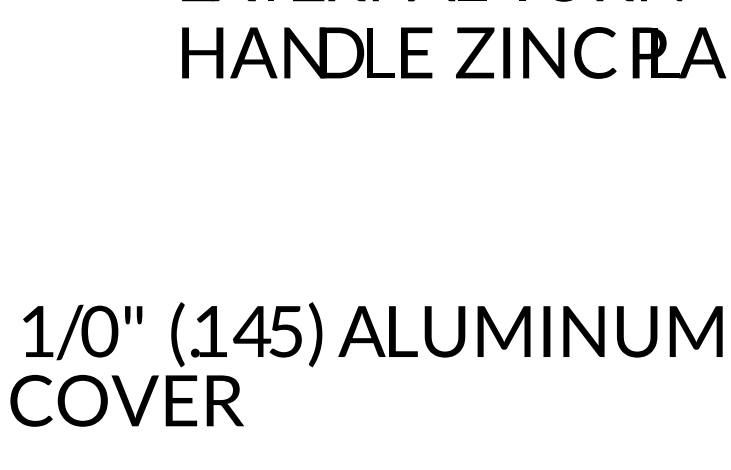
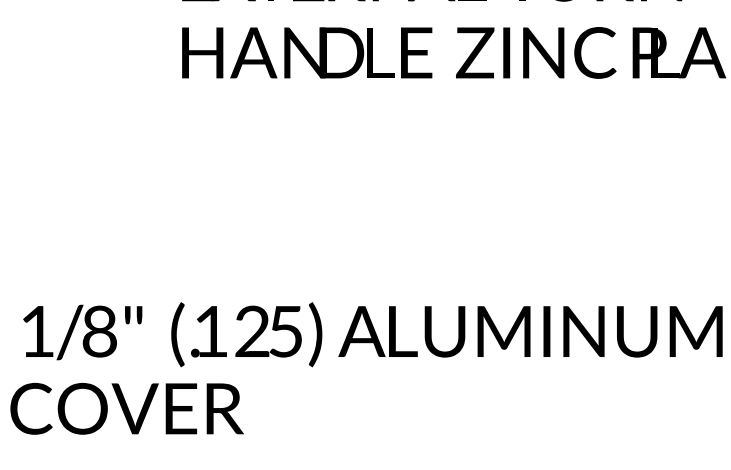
text: 14 -> 12 (252, 330)
text: 0" -> 8" (99, 331)
text position: (126, 400) -> (126, 408) (126, 408)
